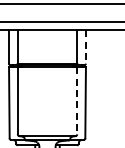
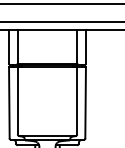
line: dashed -> solid (85, 47)
line: dashed -> solid (77, 100)
